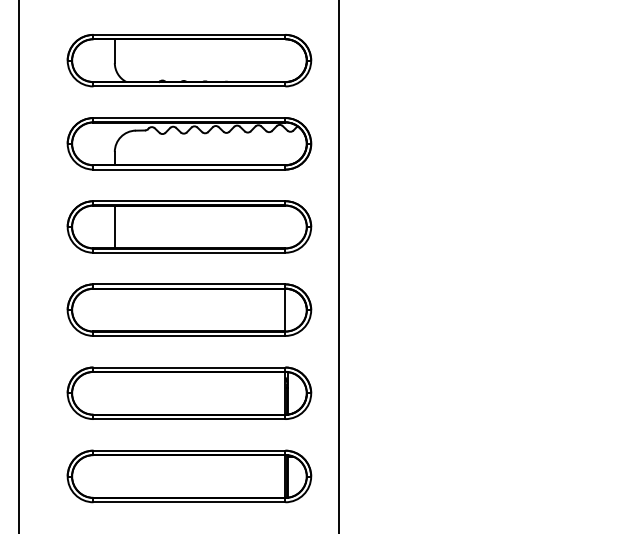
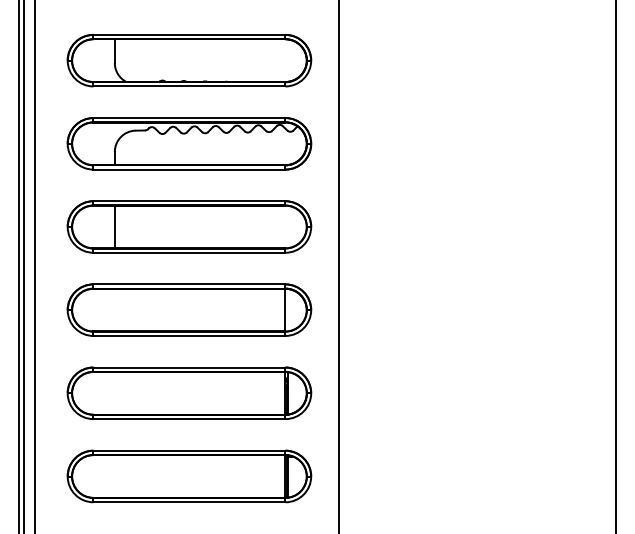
line: none -> present (24, 266)
line: none -> present (34, 266)
line: none -> present (615, 266)
